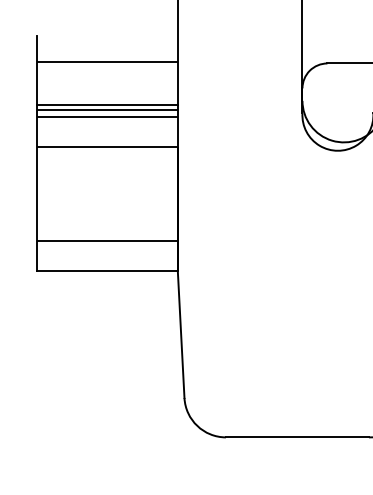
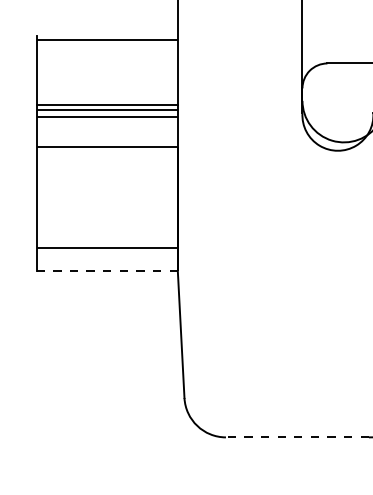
line position: (106, 62) -> (106, 40) (106, 40)
line position: (106, 241) -> (106, 248) (106, 248)
line: solid -> dashed (107, 271)
line: solid -> dashed (296, 437)
